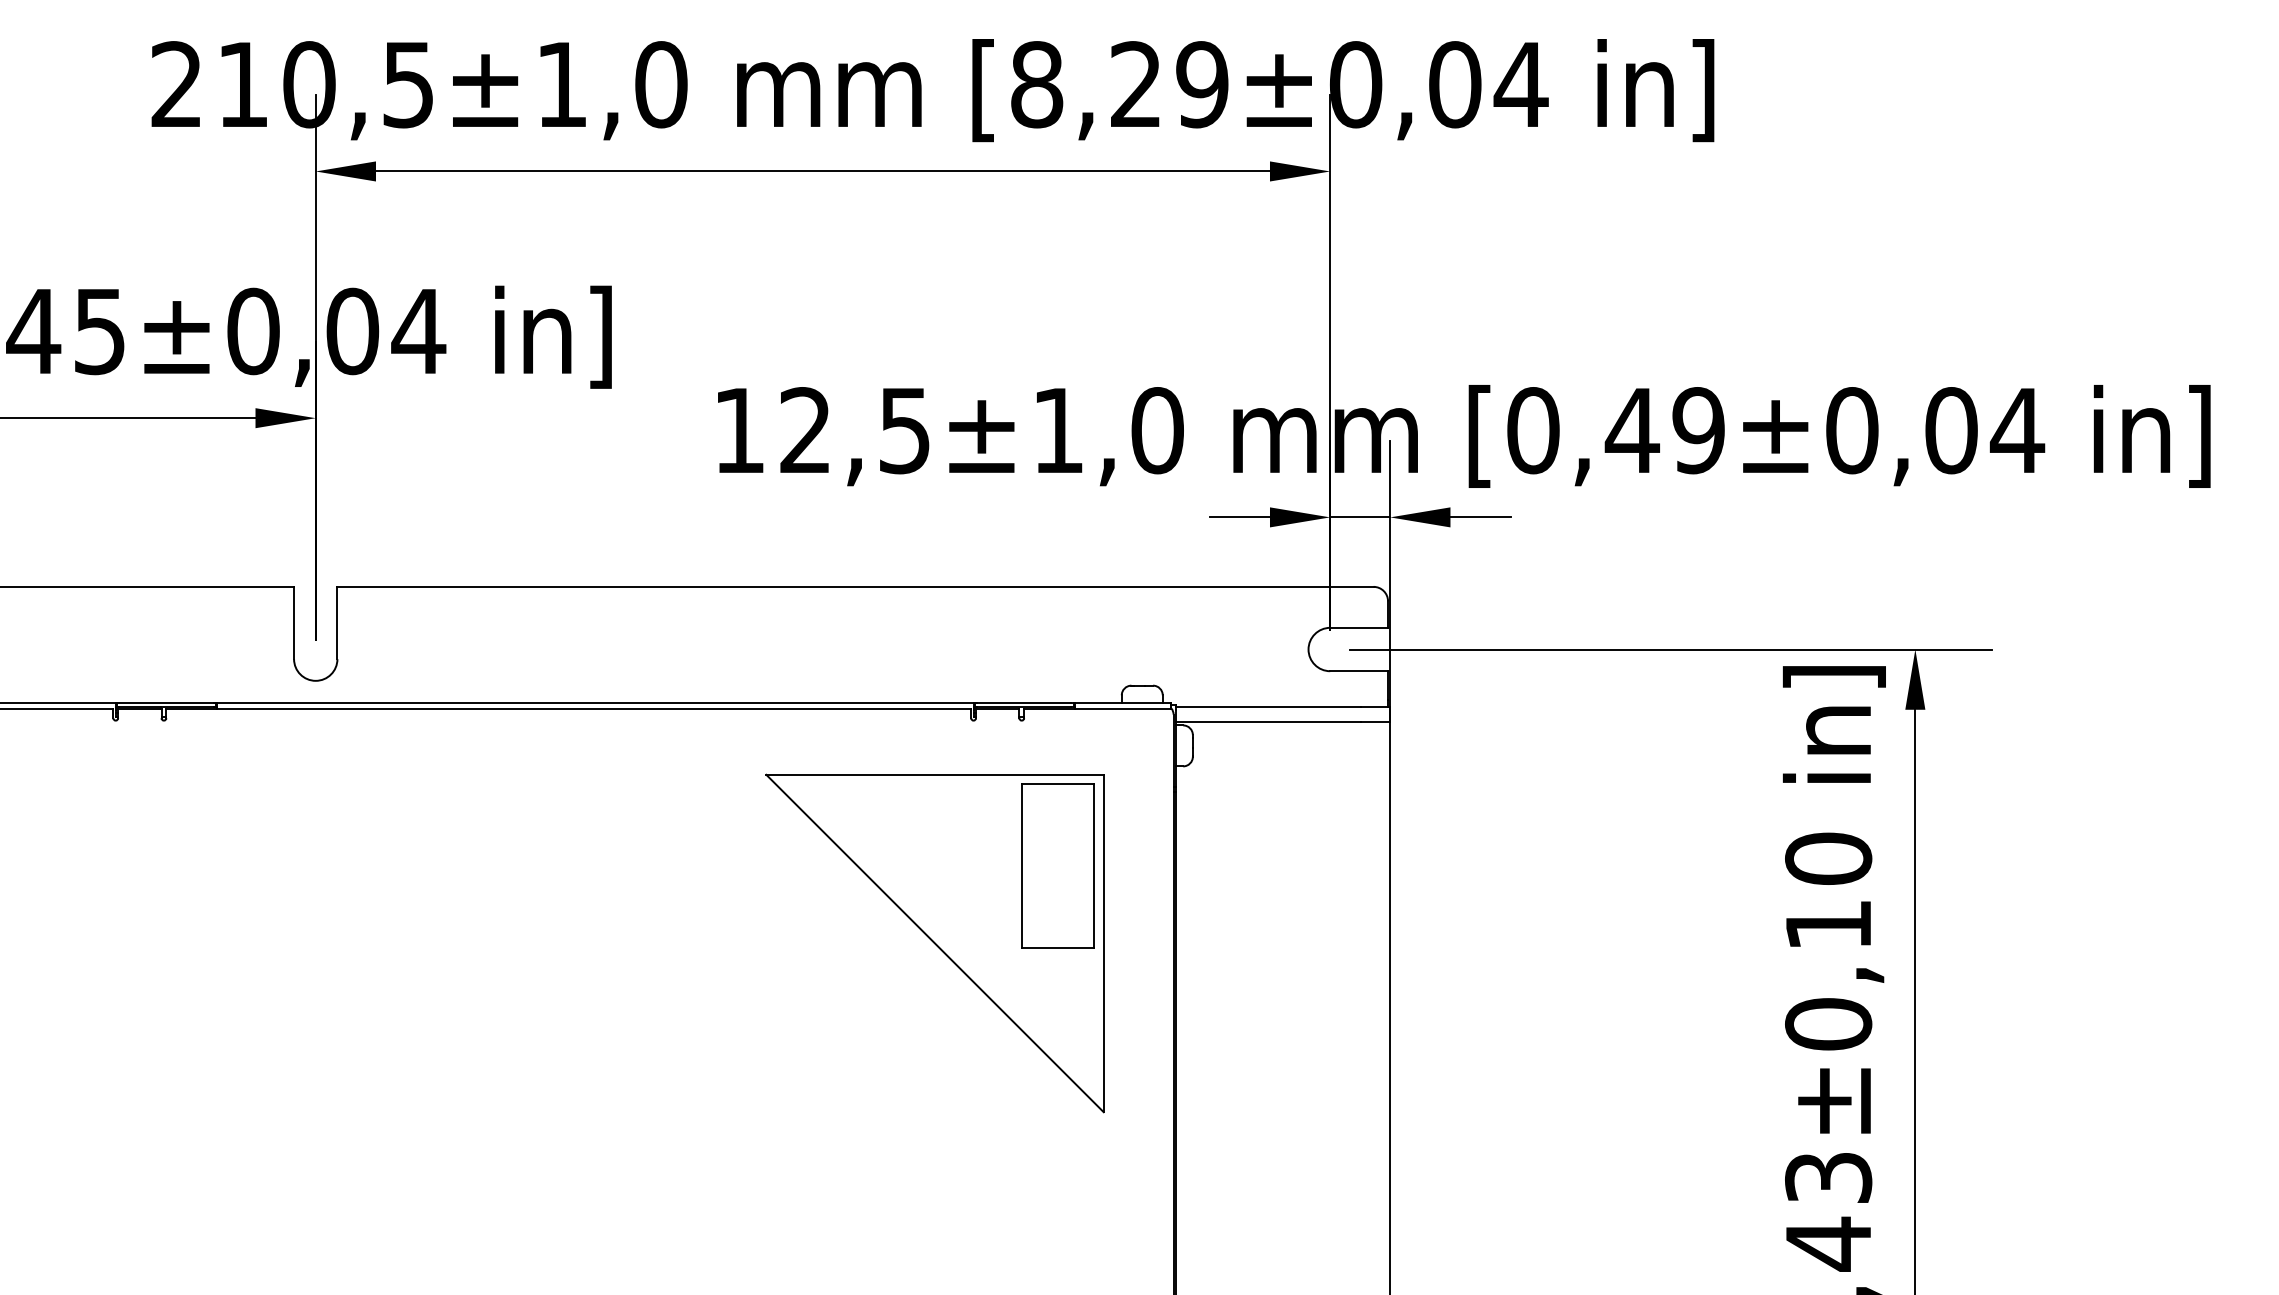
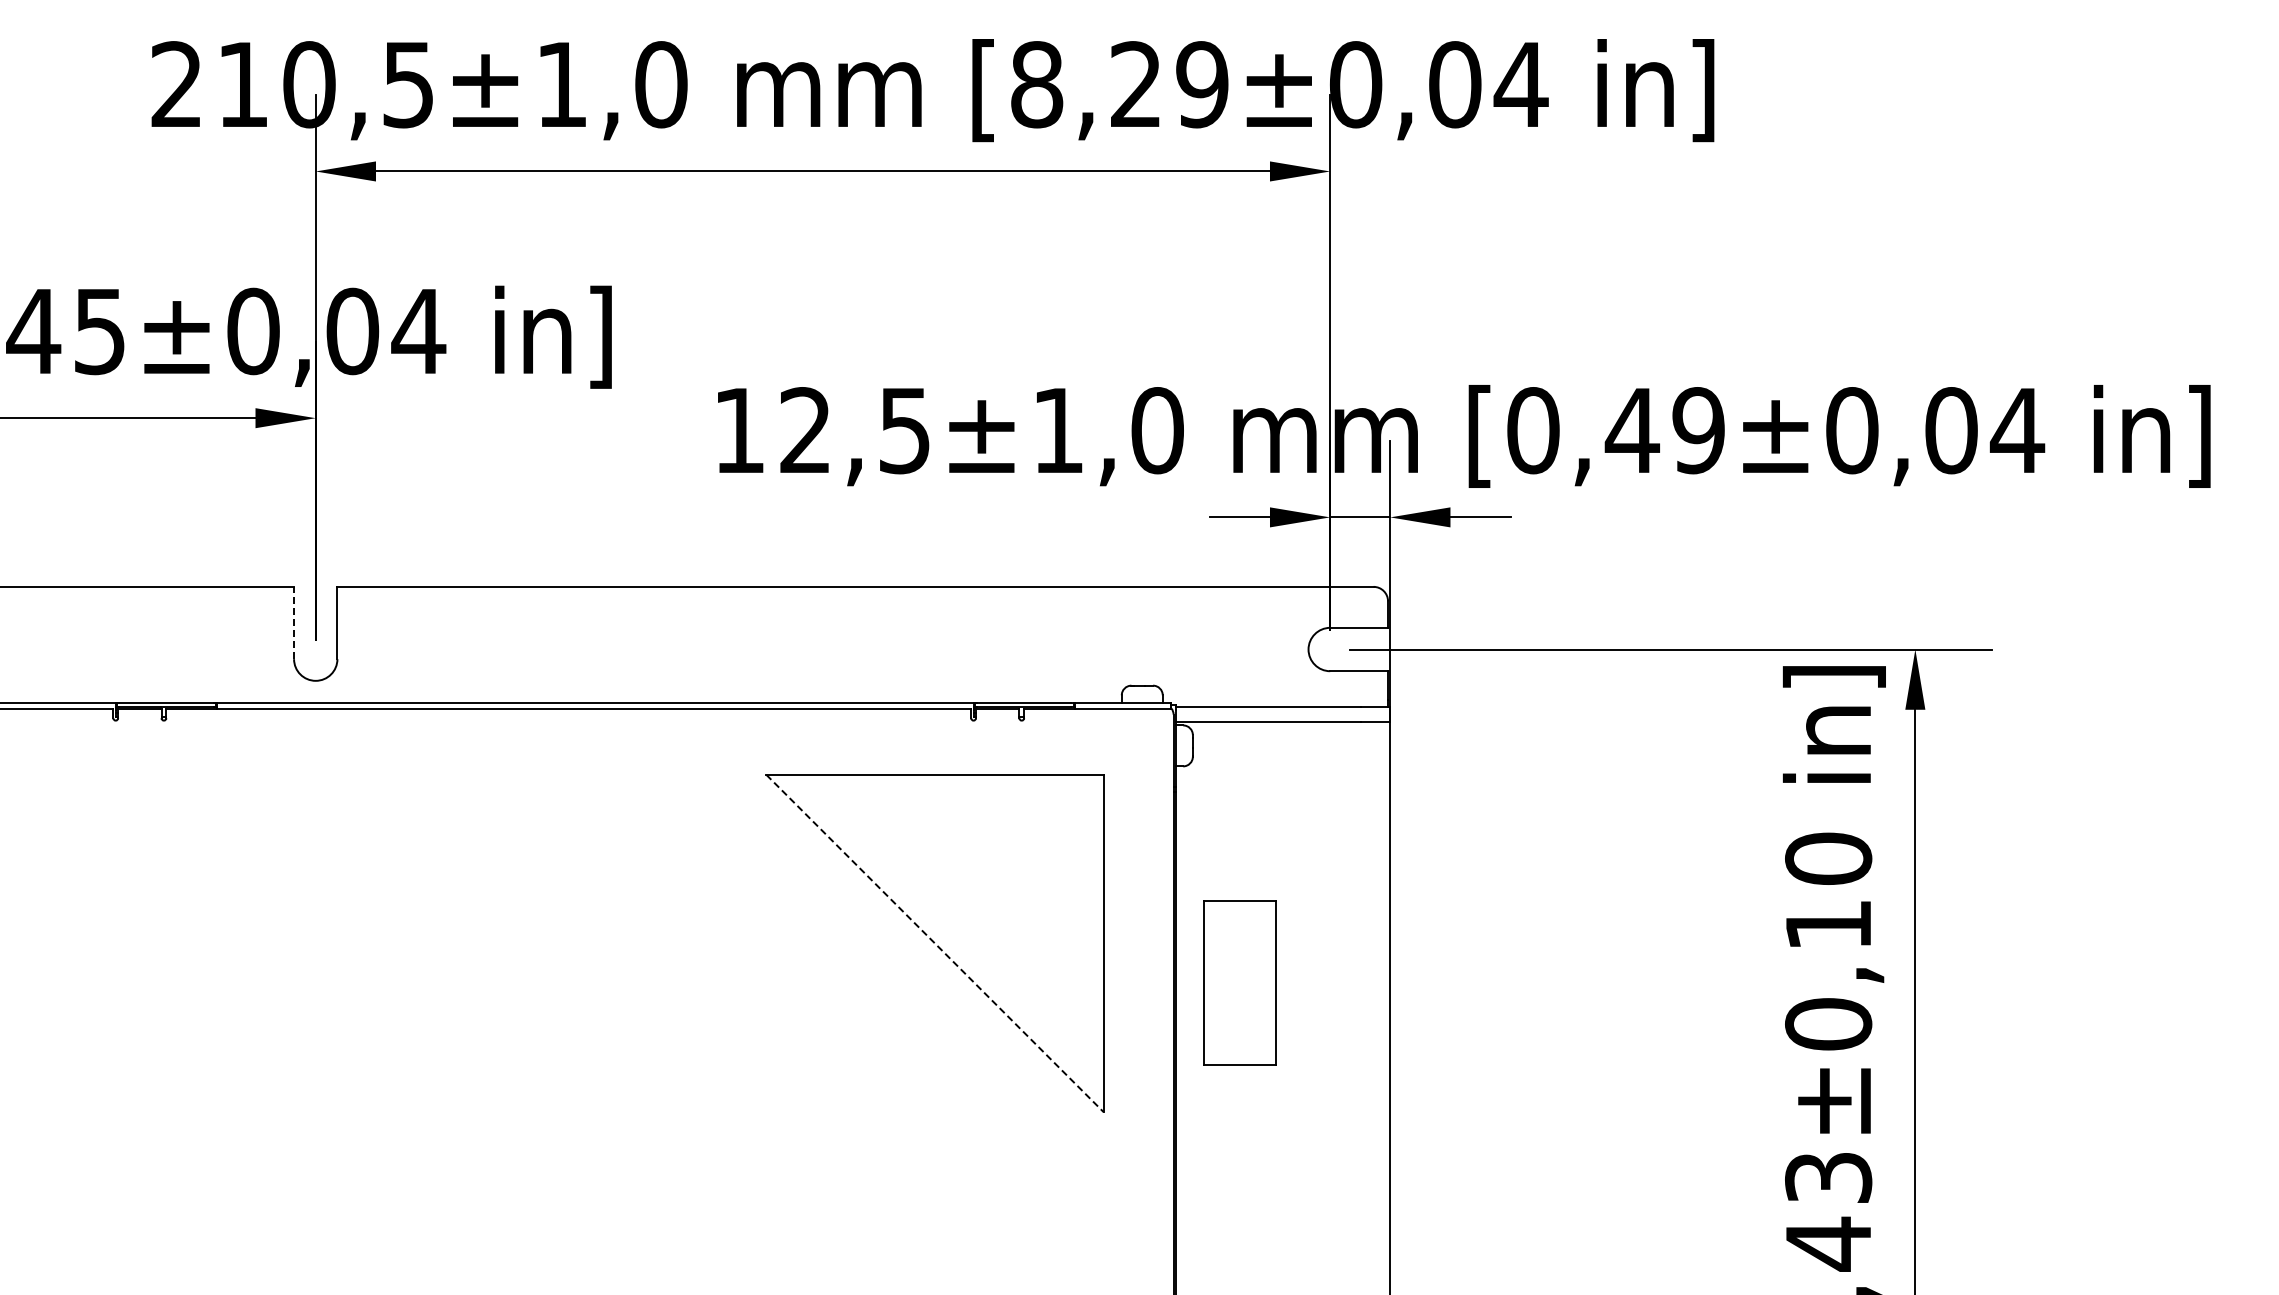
line: solid -> dashed (294, 622)
part position: (1057, 865) -> (1239, 982) (1239, 982)
line: solid -> dashed (935, 943)
